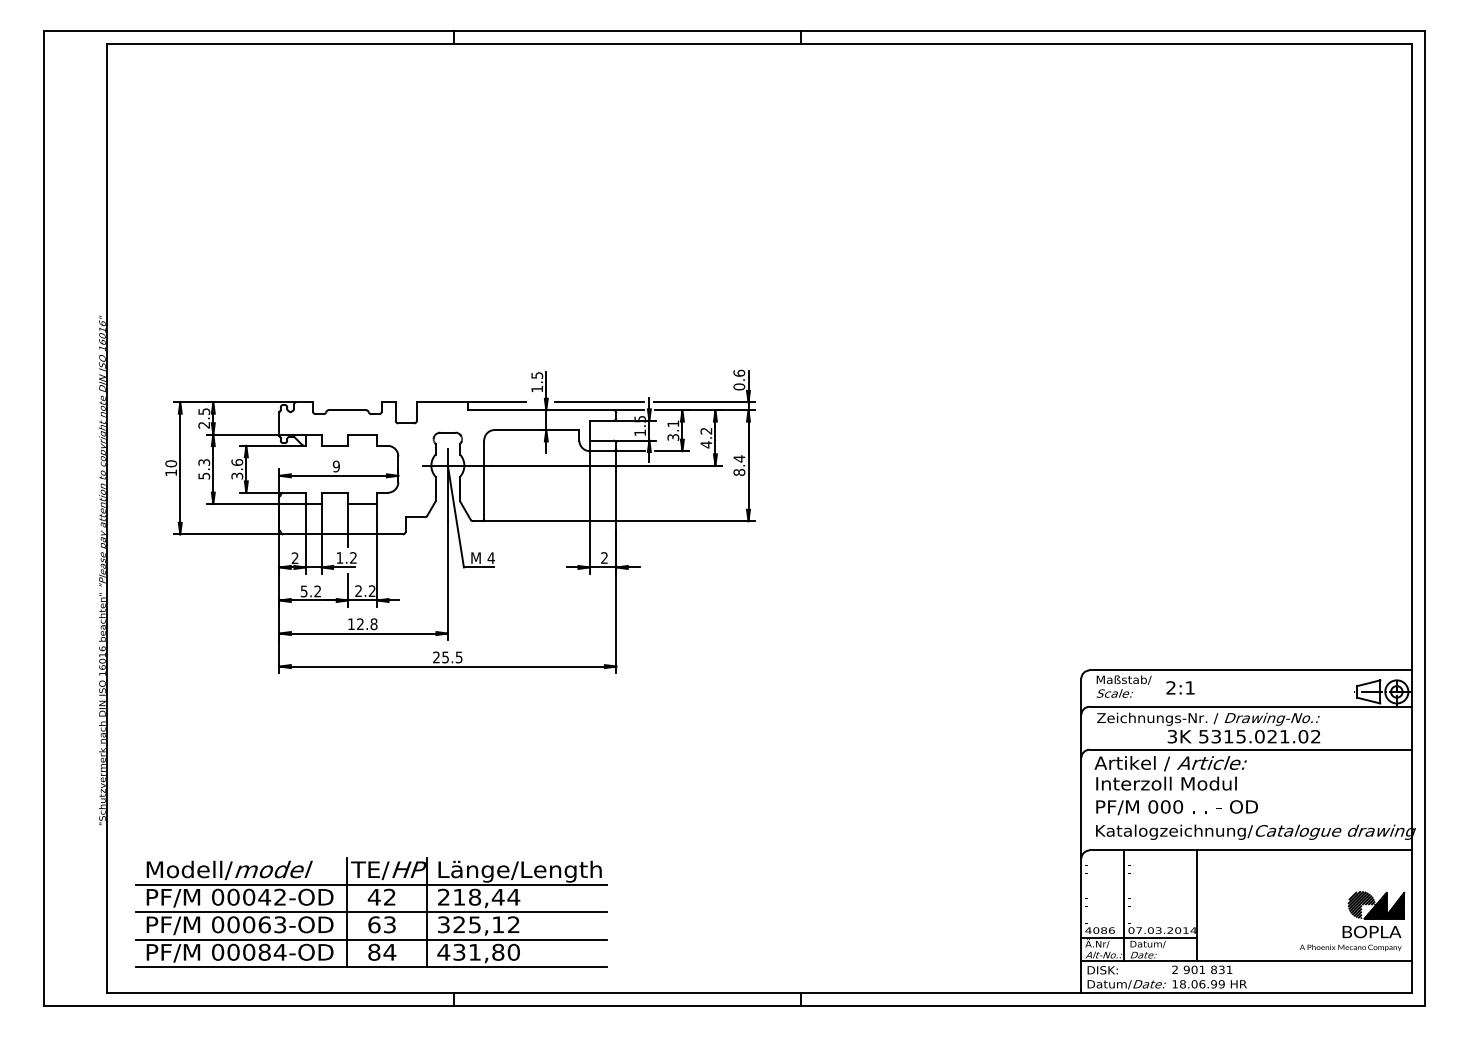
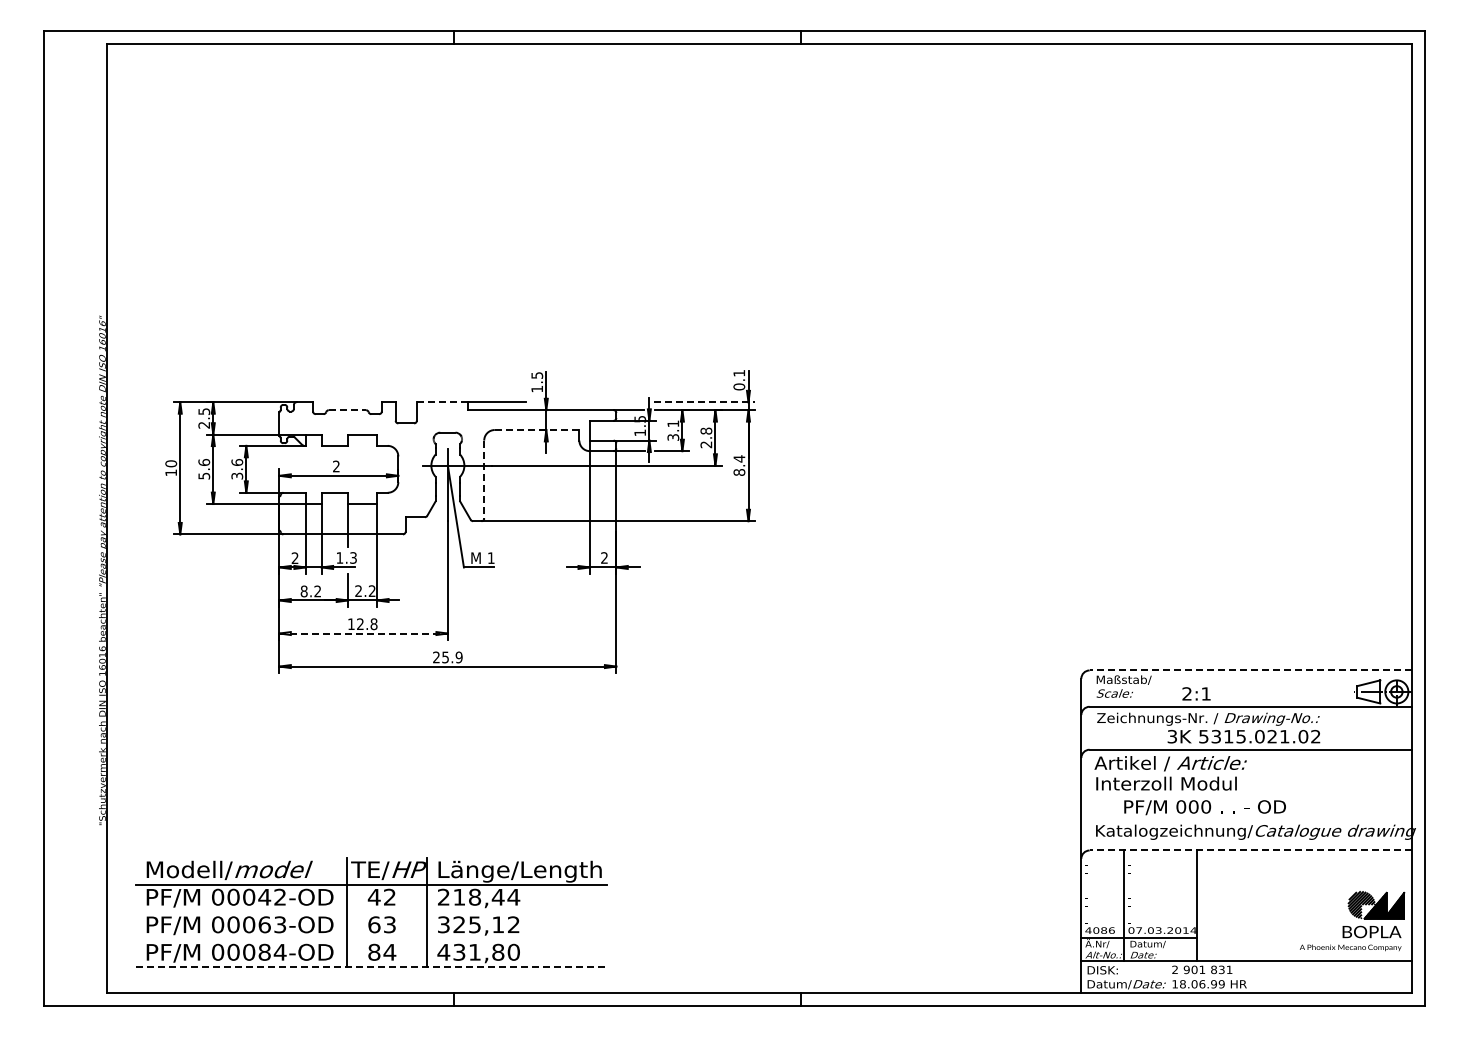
text: 0.6 -> 0.1 (739, 372)
line: solid -> dashed (442, 402)
line: present -> none (599, 402)
line: solid -> dashed (705, 402)
line: solid -> dashed (347, 410)
line: solid -> dashed (536, 430)
text: 4.2 -> 2.8 (706, 437)
text: 5.3 -> 5.6 (204, 462)
text: 9 -> 2 (335, 466)
line: solid -> dashed (484, 479)
text: 1.2 -> 1.3 (353, 557)
text: 4 -> 1 (490, 557)
text: 5.2 -> 8.2 (303, 591)
line: solid -> dashed (364, 633)
text: 25.5 -> 25.9 (458, 656)
line: solid -> dashed (1250, 670)
text position: (1180, 687) -> (1196, 693) (1196, 693)
text position: (1176, 807) -> (1204, 807) (1204, 807)
line: solid -> dashed (1250, 850)
line: present -> none (370, 912)
line: present -> none (370, 939)
line: solid -> dashed (371, 967)
